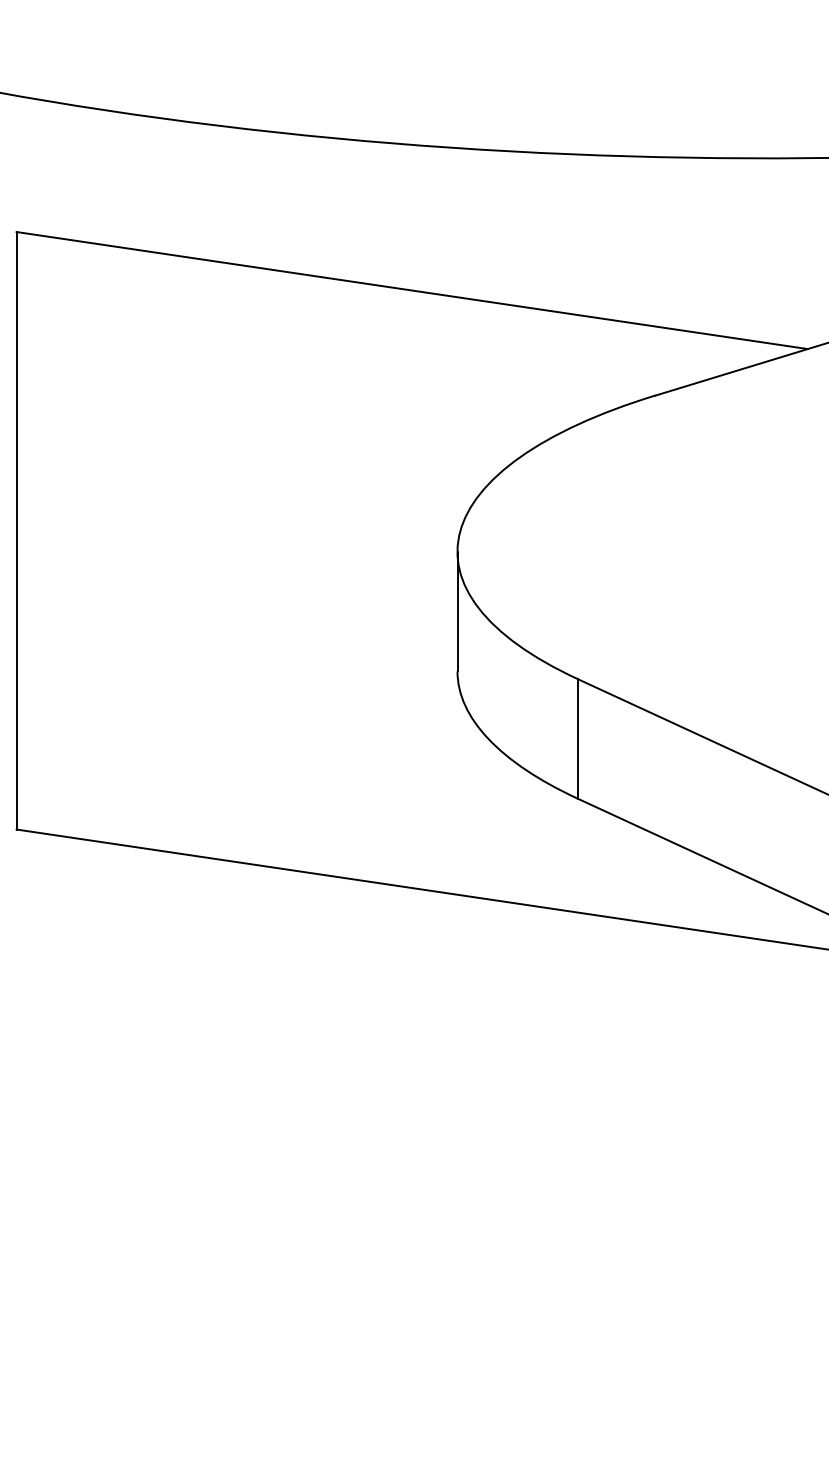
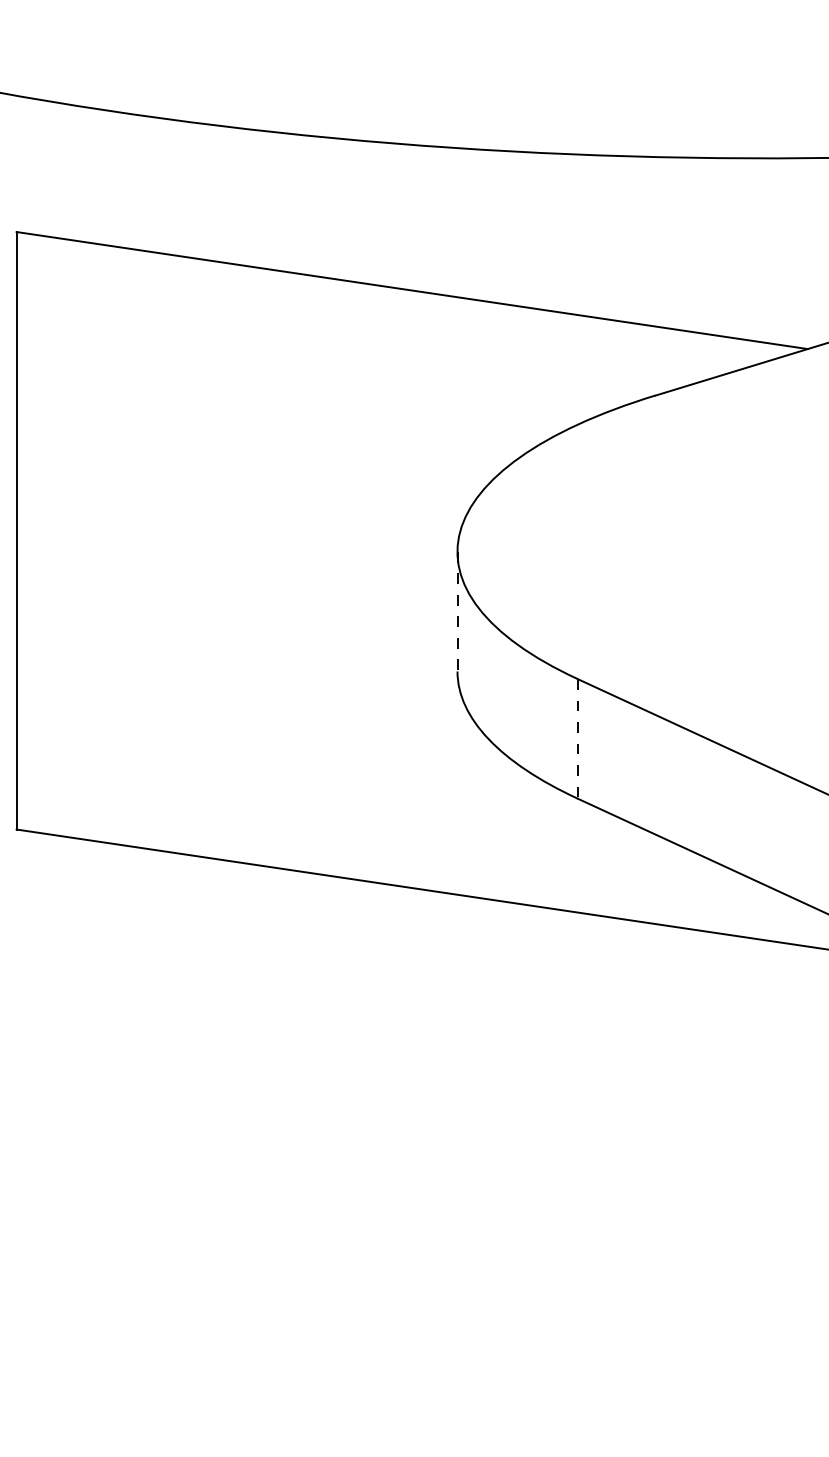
line: solid -> dashed (457, 611)
line: solid -> dashed (578, 739)
